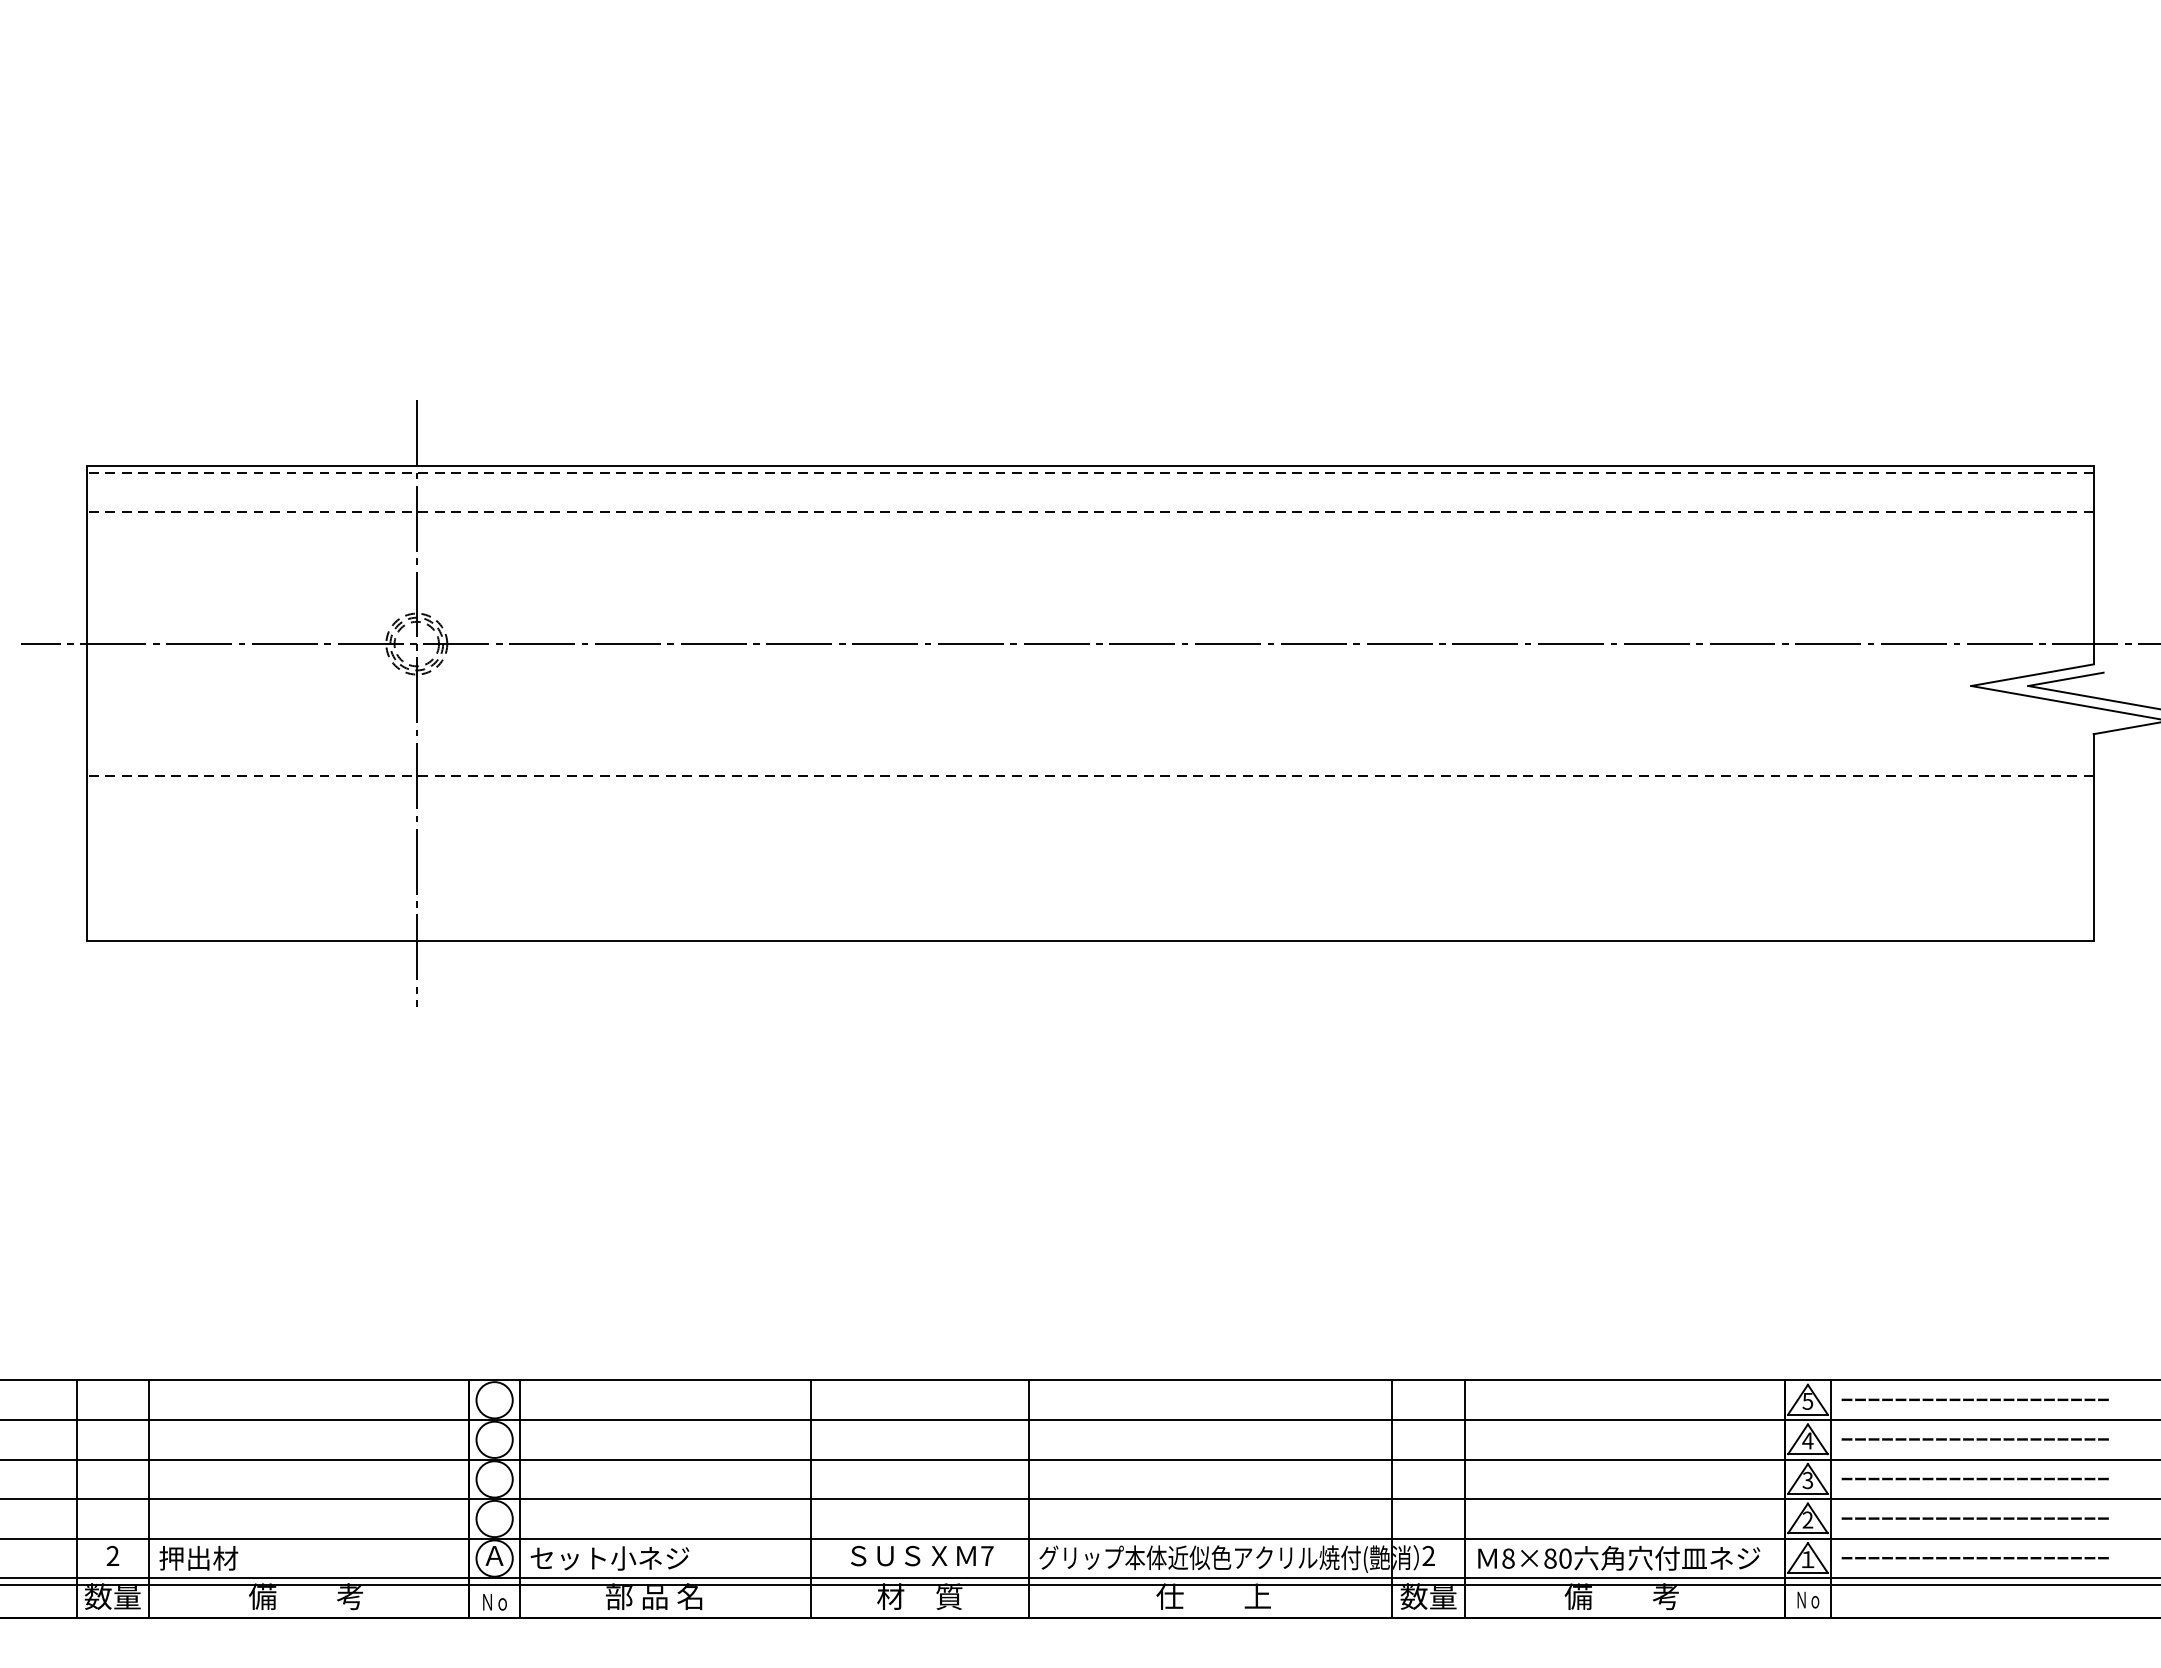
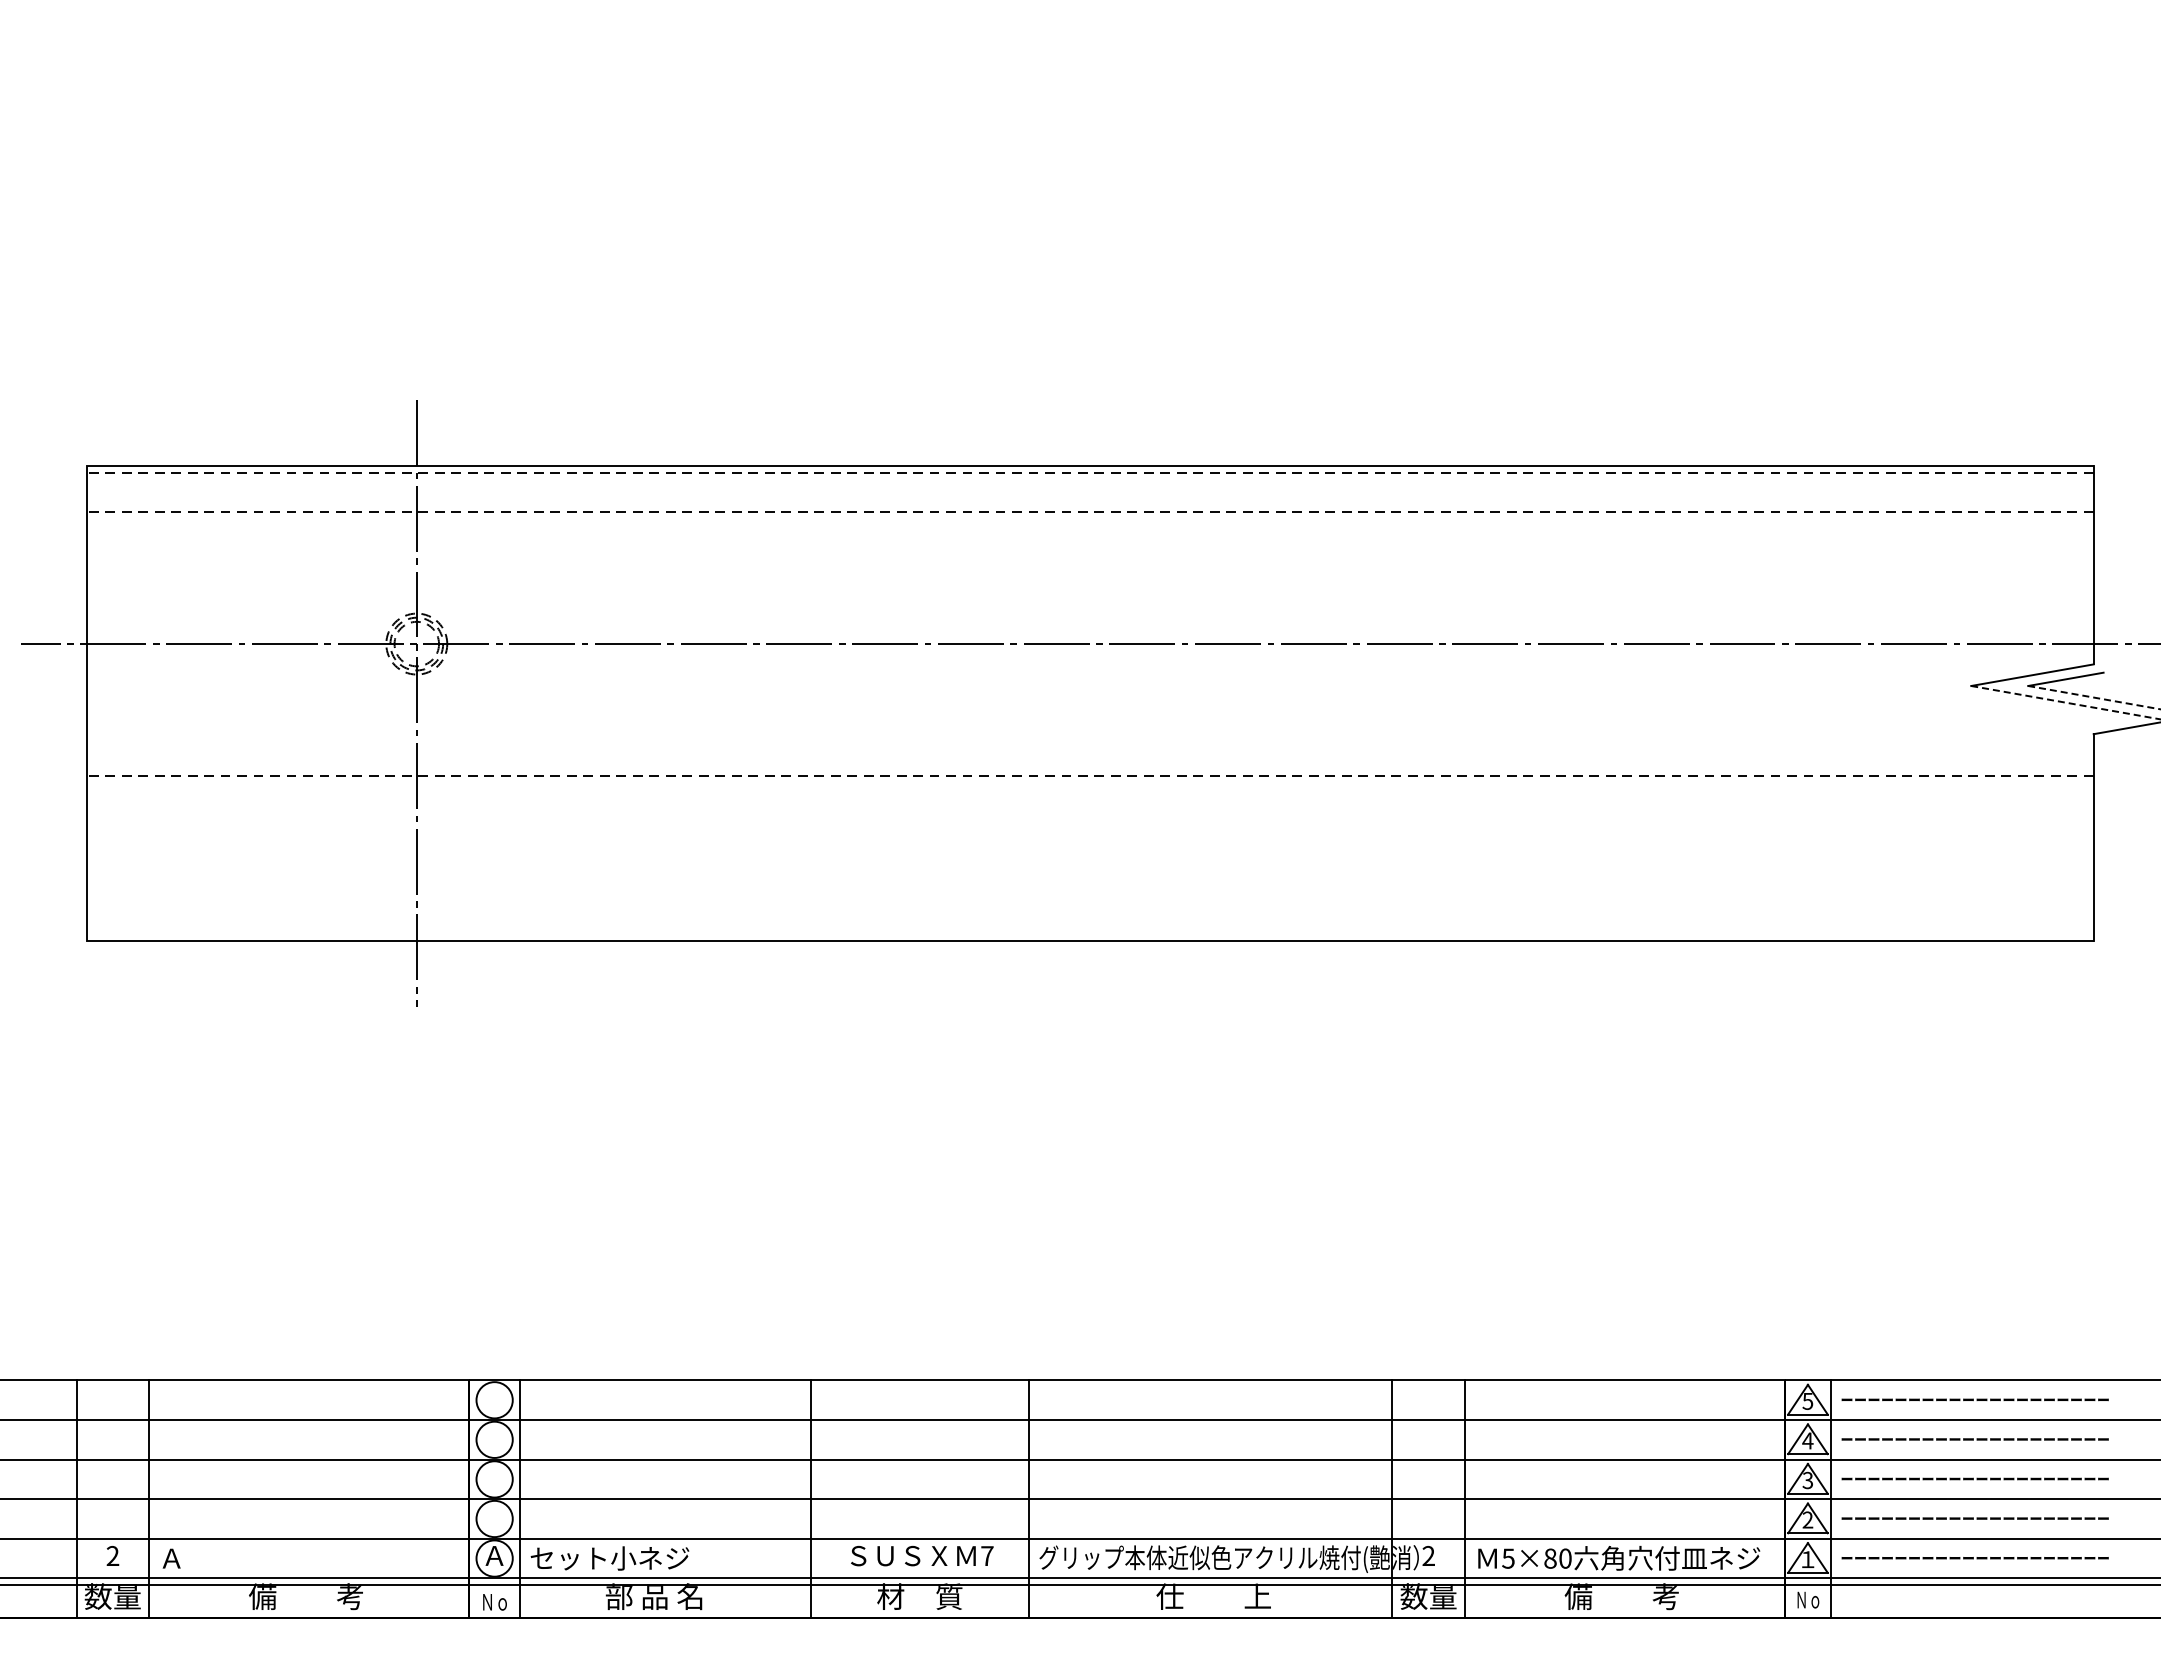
line: solid -> dashed (2094, 697)
line: solid -> dashed (2065, 702)
text: 押出材 -> Ａ (198, 1558)
text: 8×80 -> 5×80 (1508, 1558)
